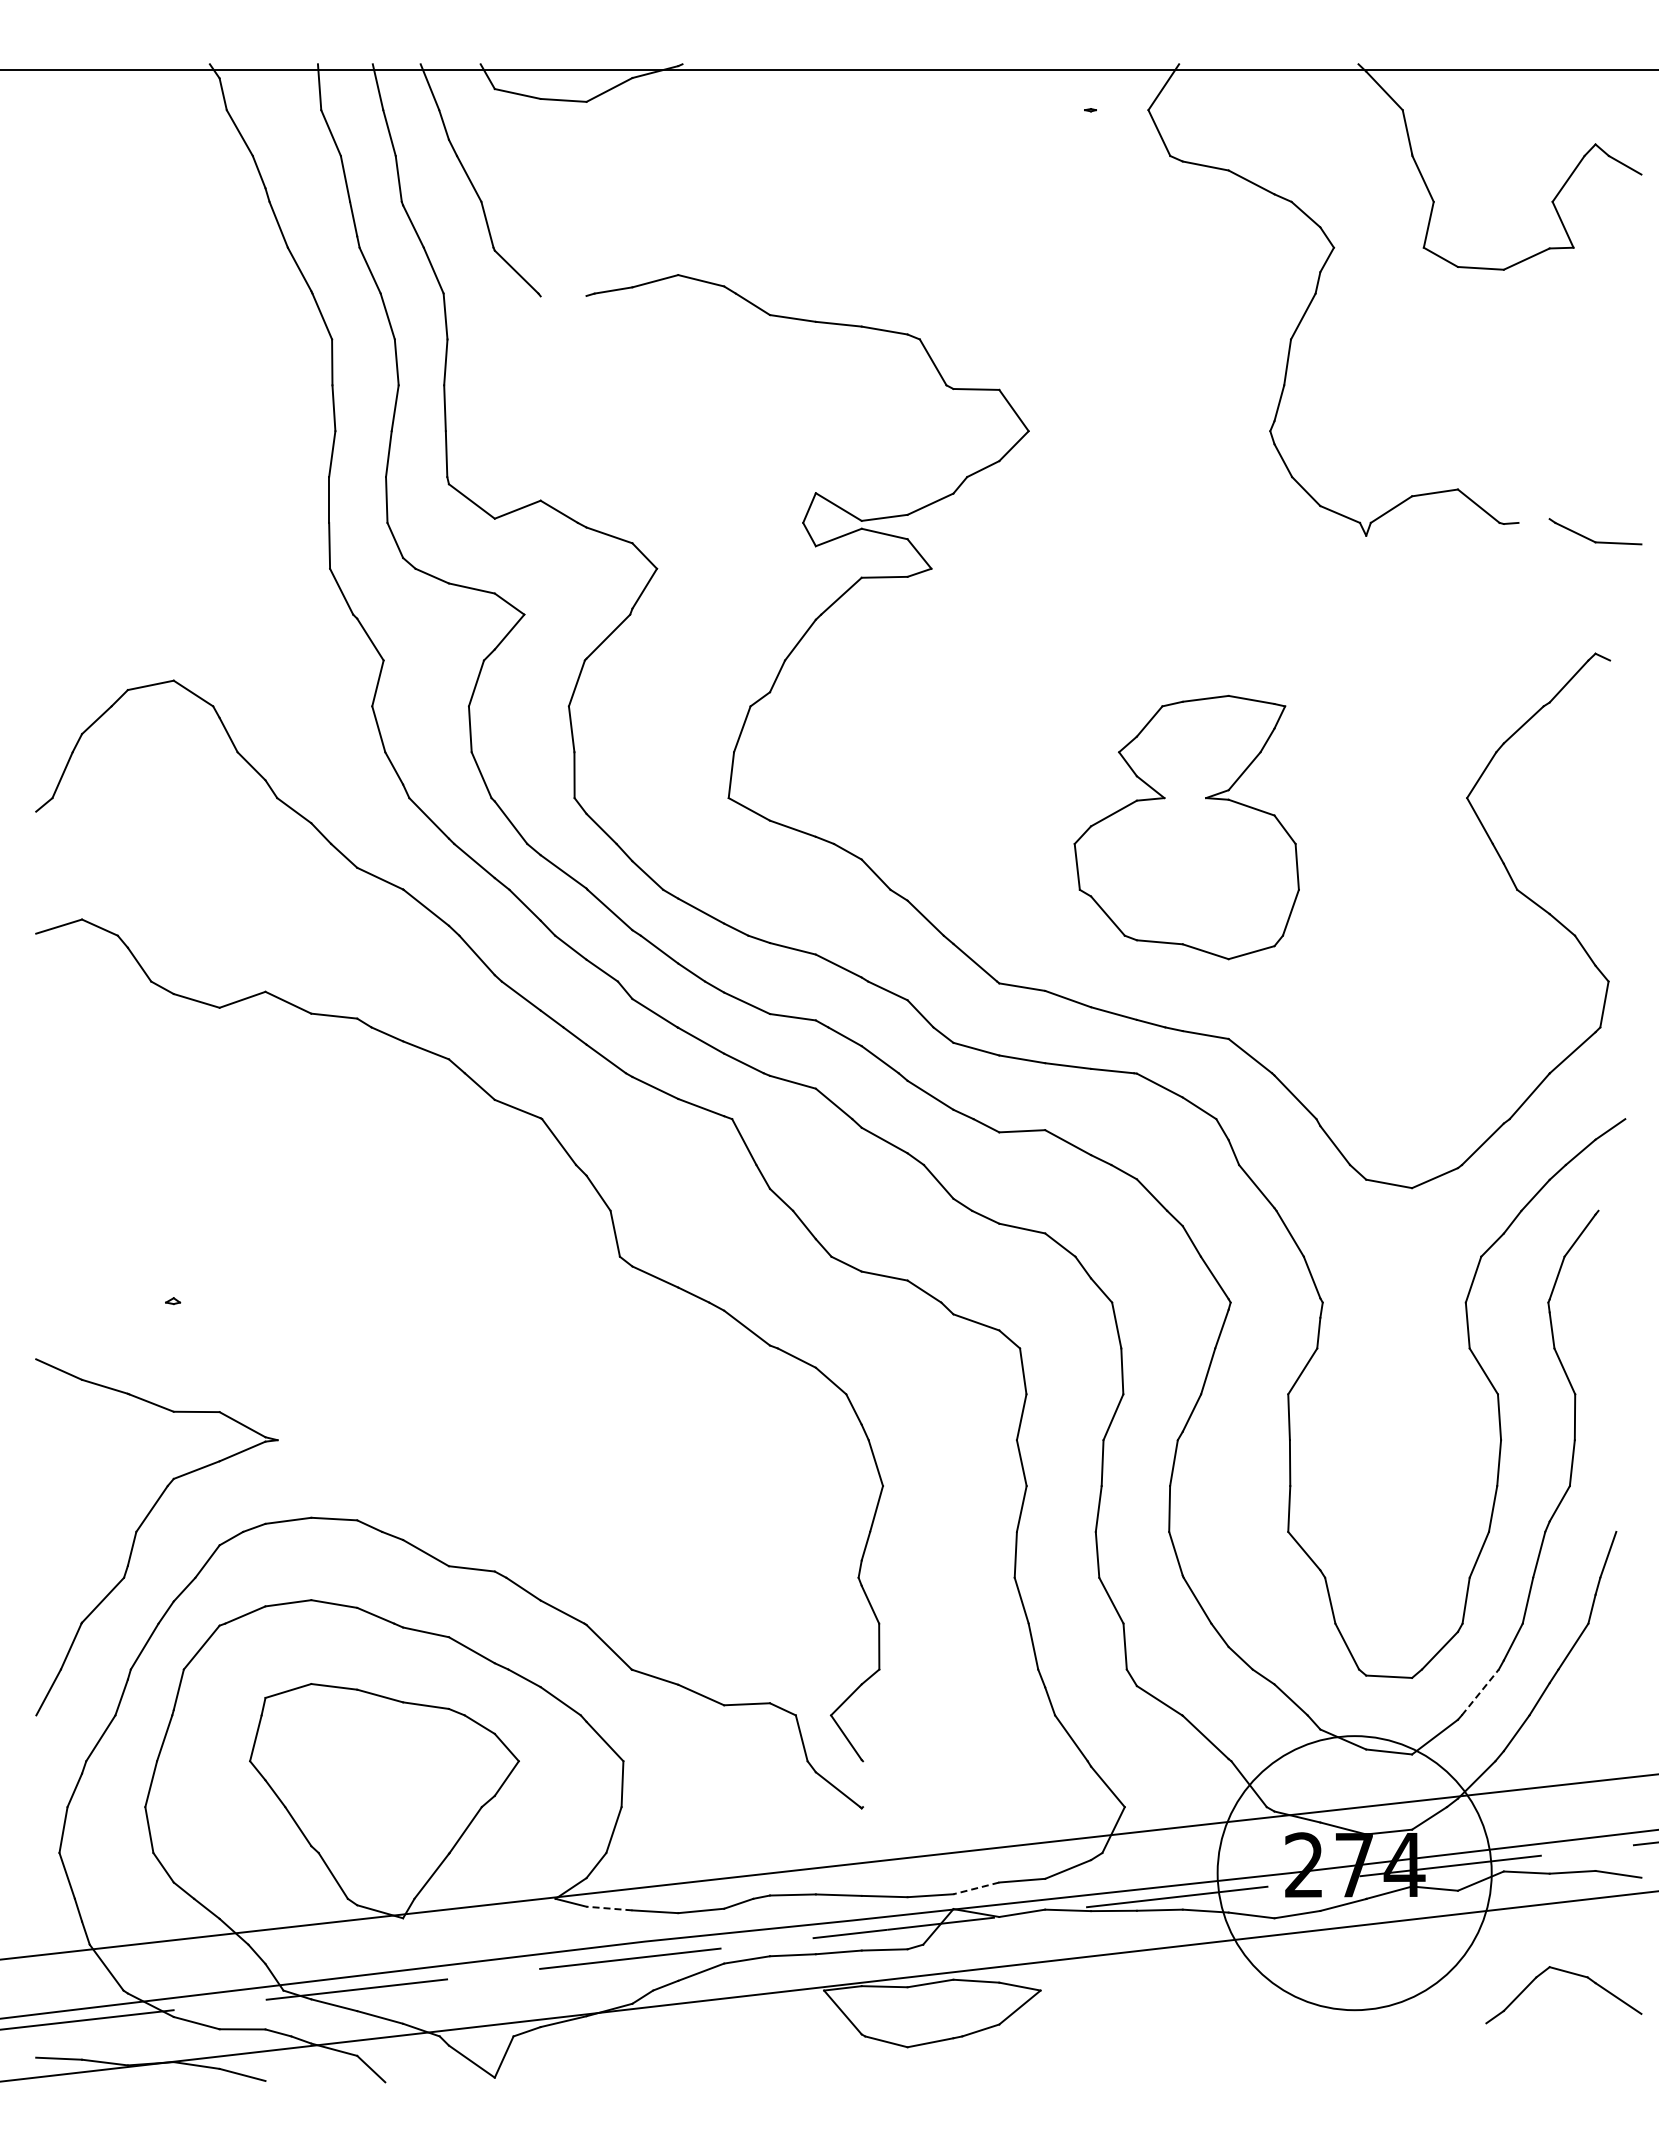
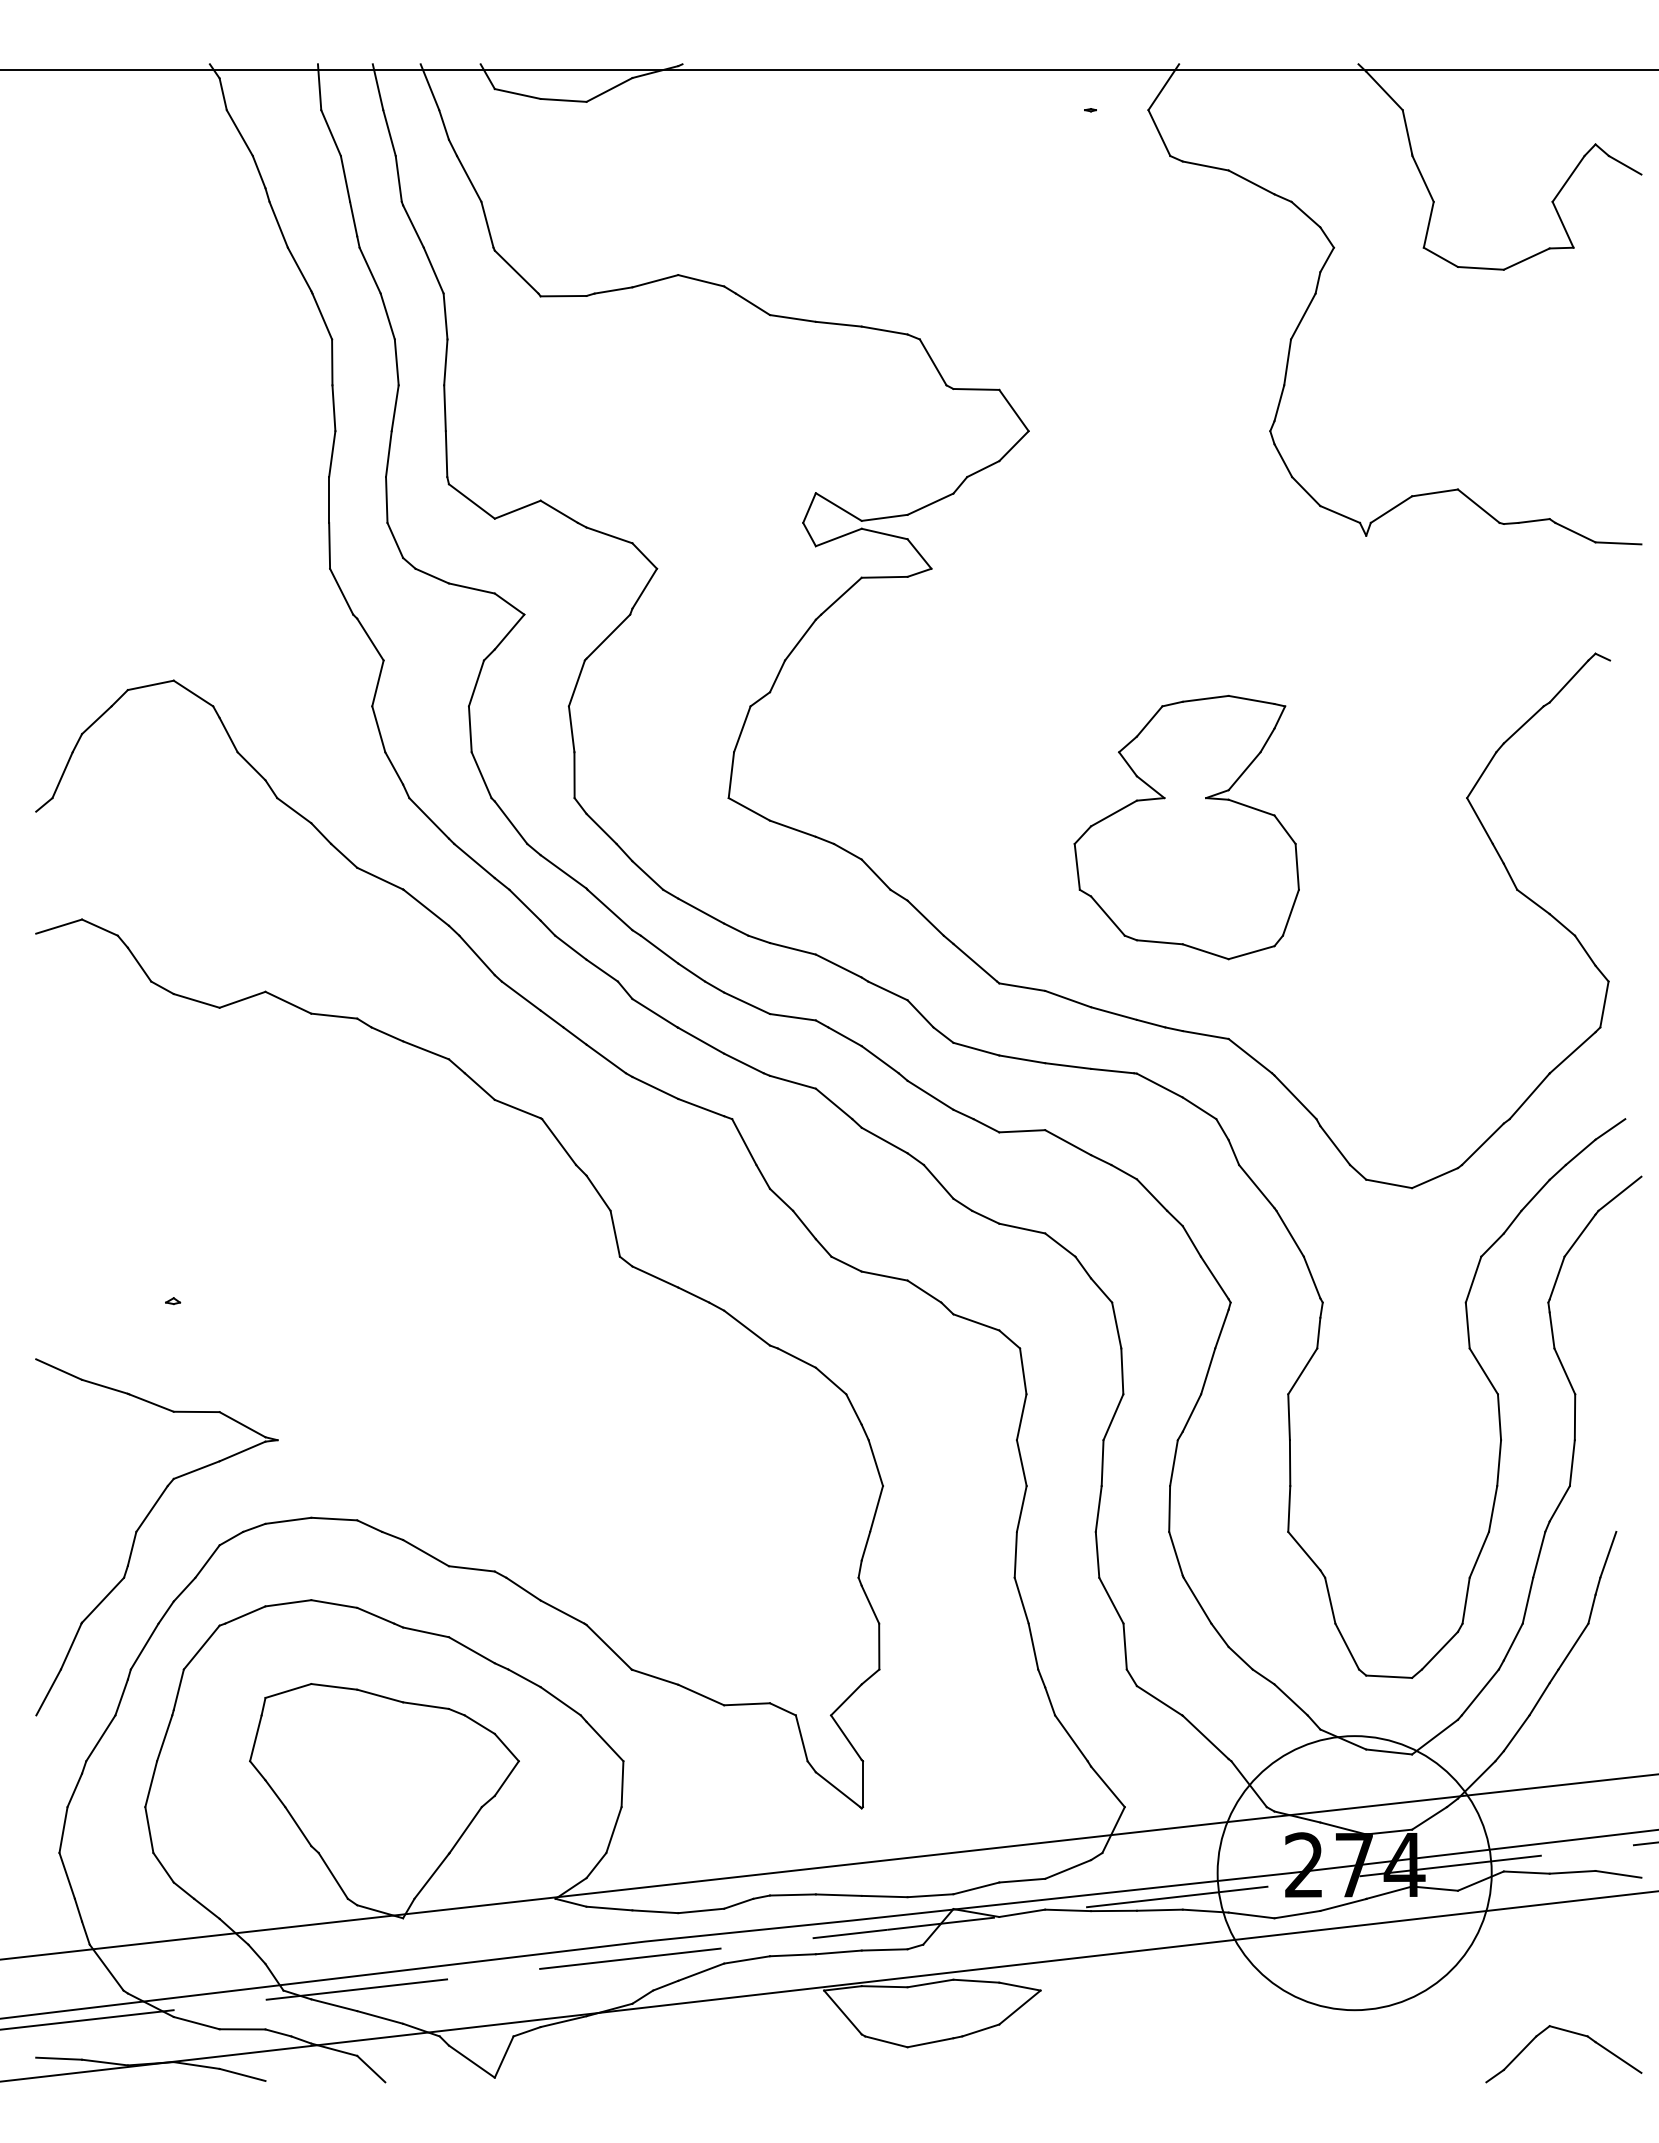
line: none -> present (563, 295)
line: none -> present (1533, 520)
line: none -> present (1619, 1193)
line: dashed -> solid (1480, 1692)
line: none -> present (863, 1784)
line: dashed -> solid (976, 1888)
line: dashed -> solid (608, 1908)
part position: (1568, 1973) -> (1568, 2032) (1568, 2032)
